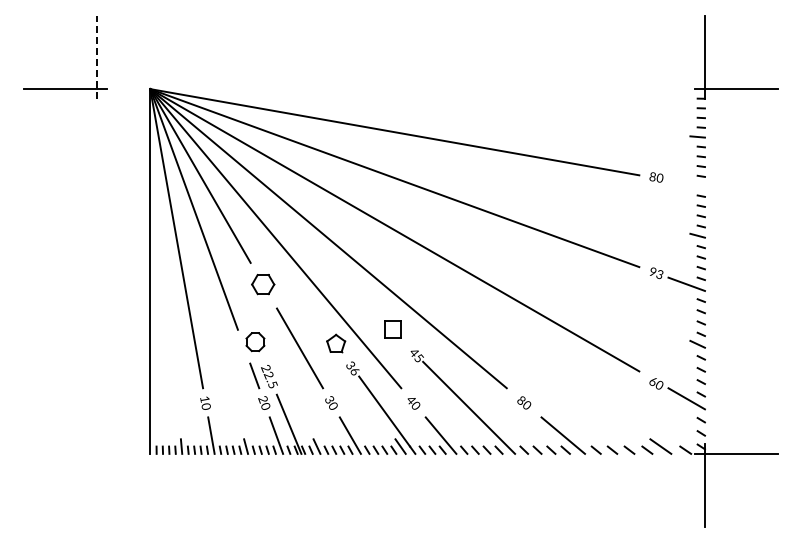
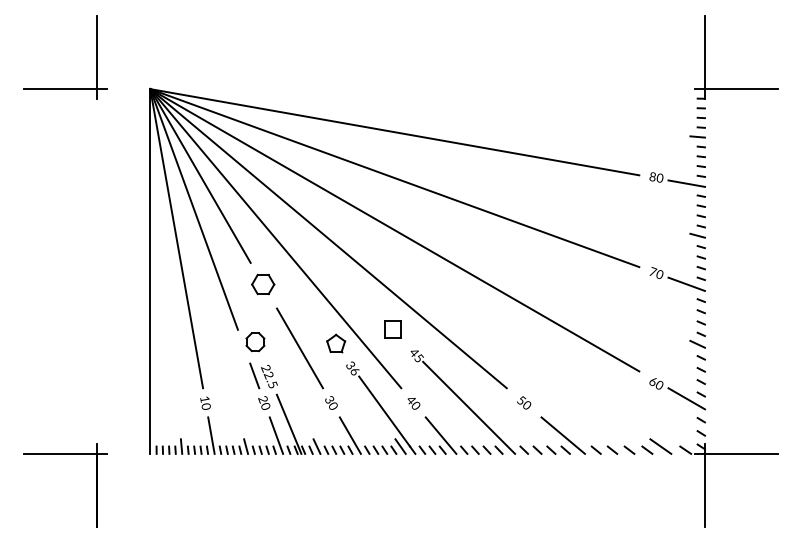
line: dashed -> solid (97, 56)
line: none -> present (686, 183)
text: 93 -> 70 (656, 272)
text: 80 -> 50 (521, 400)
part: none -> present (65, 454)
